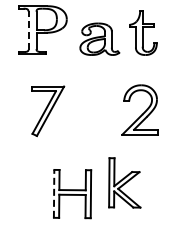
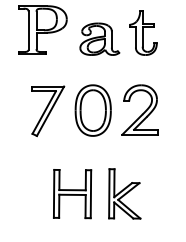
line: dashed -> solid (28, 30)
part: none -> present (92, 110)
part position: (124, 182) -> (124, 193) (124, 193)
line: dashed -> solid (54, 193)
